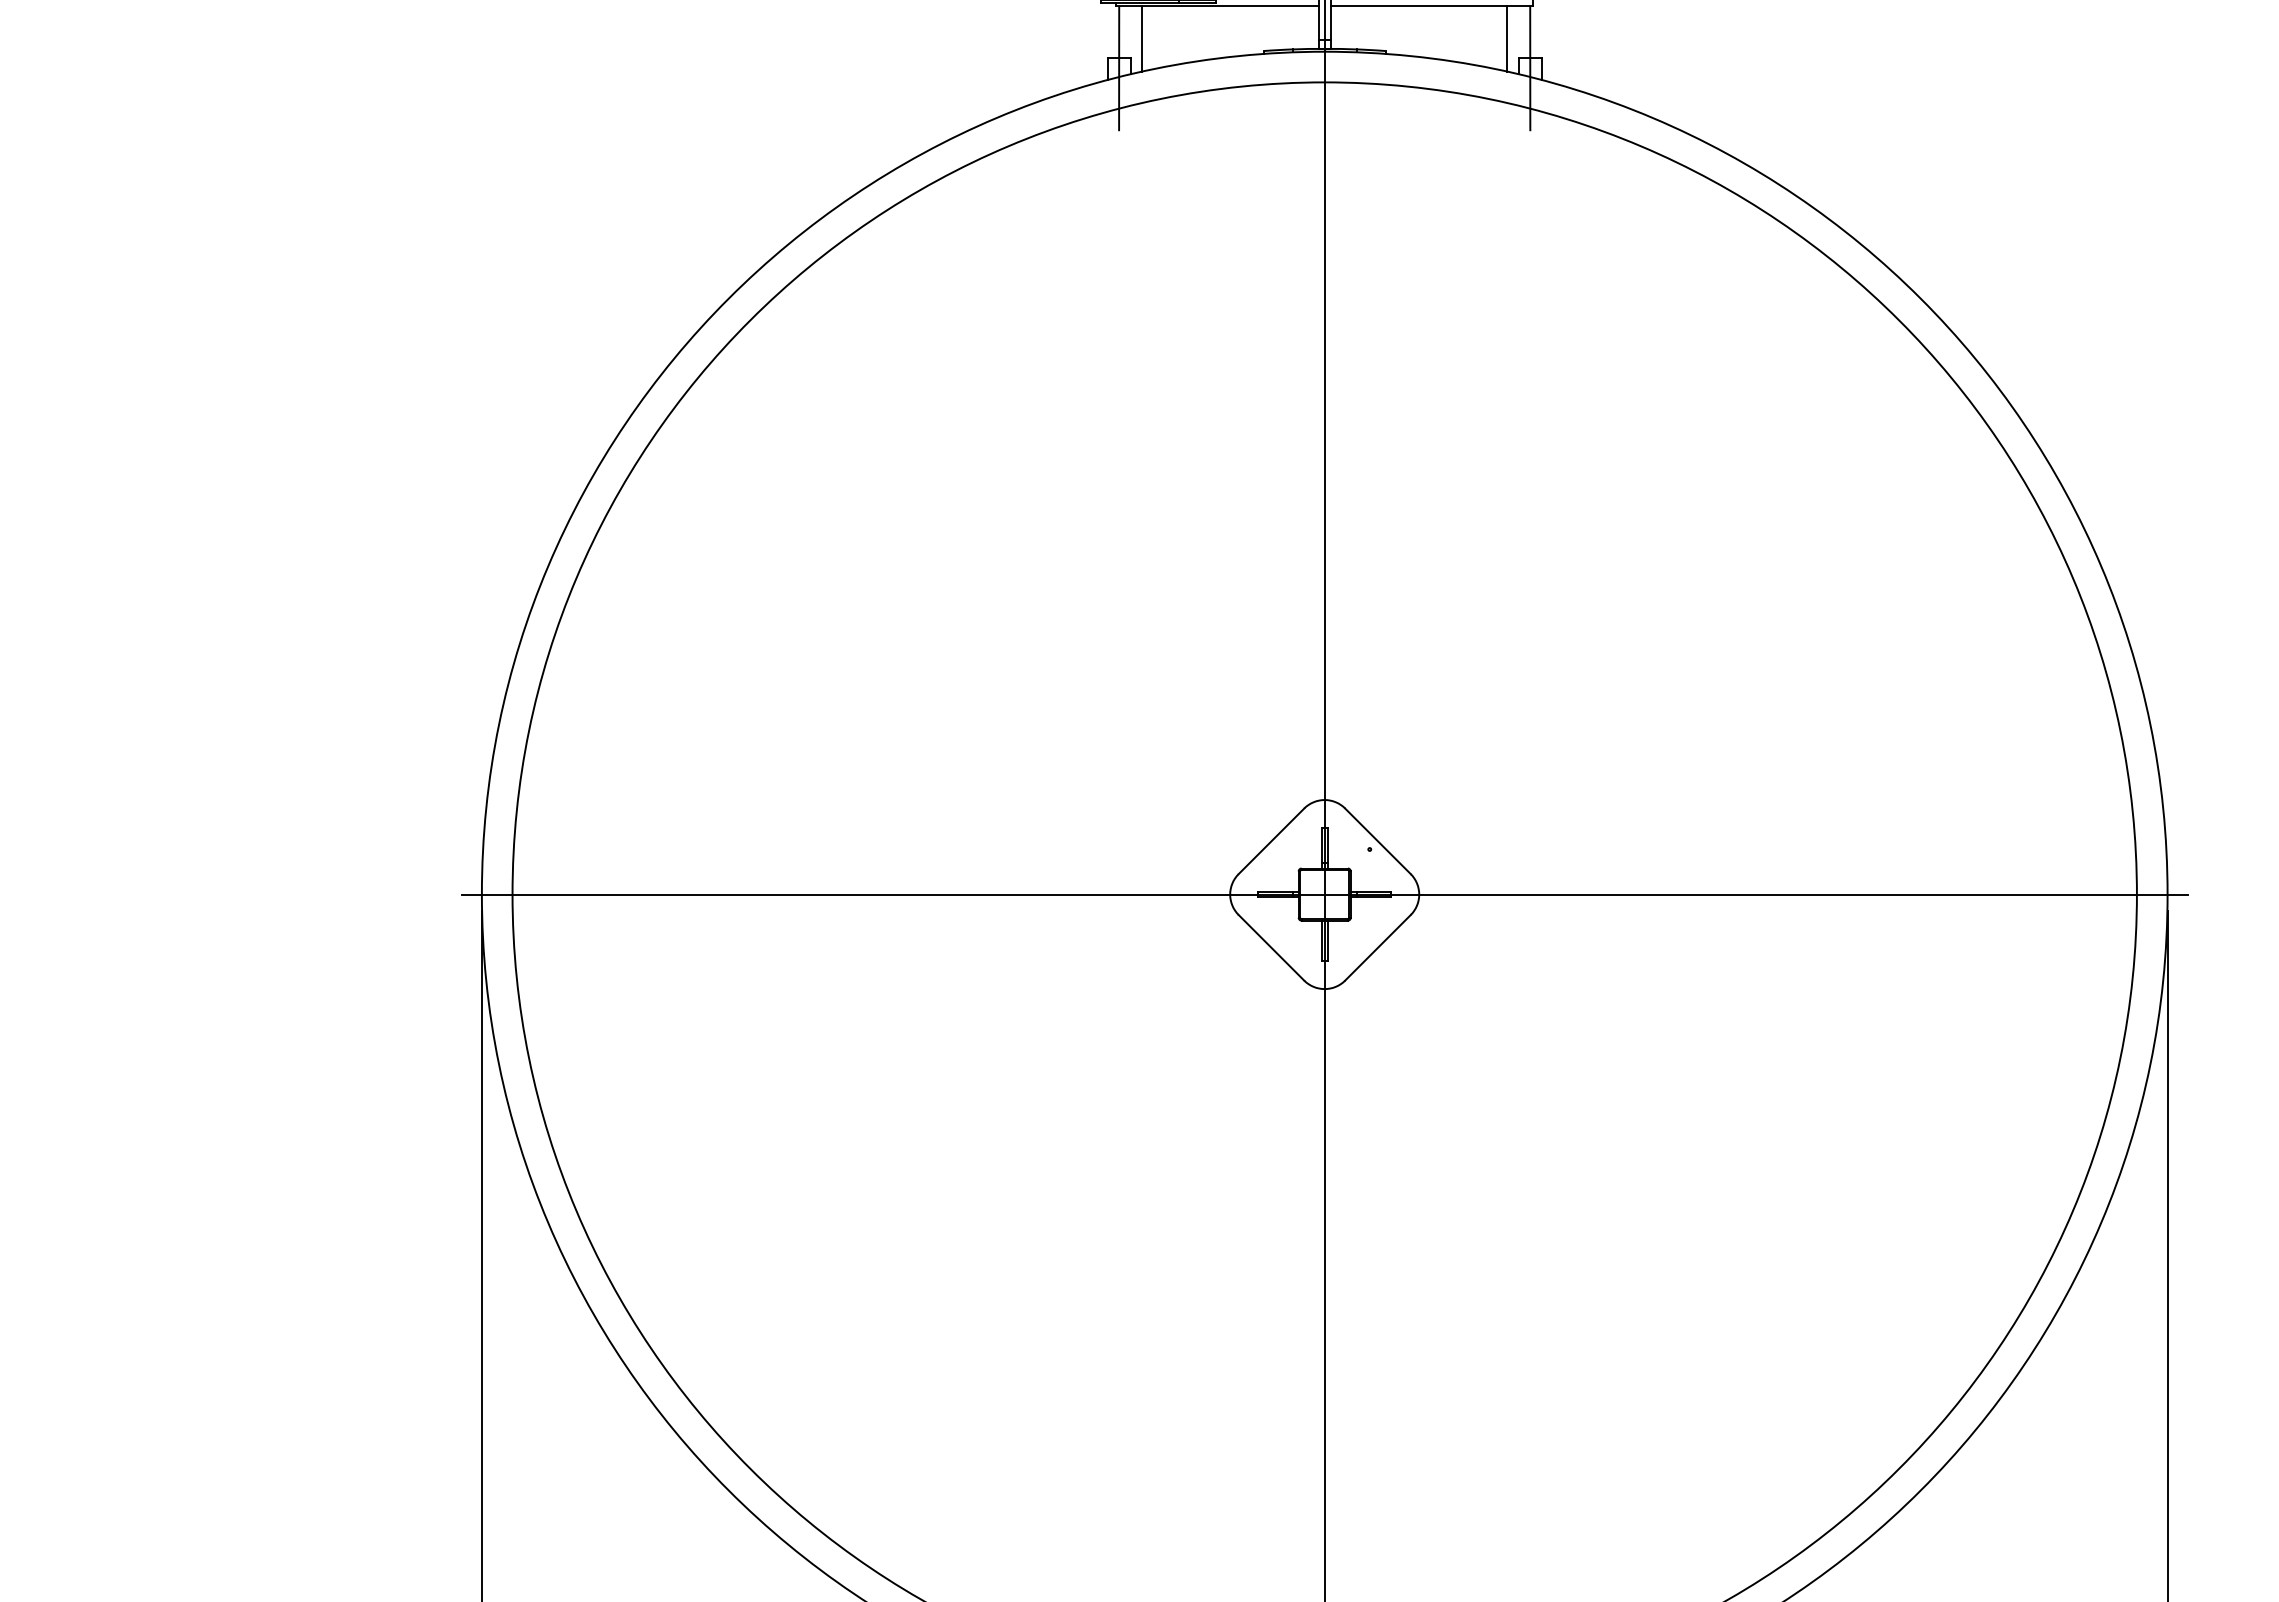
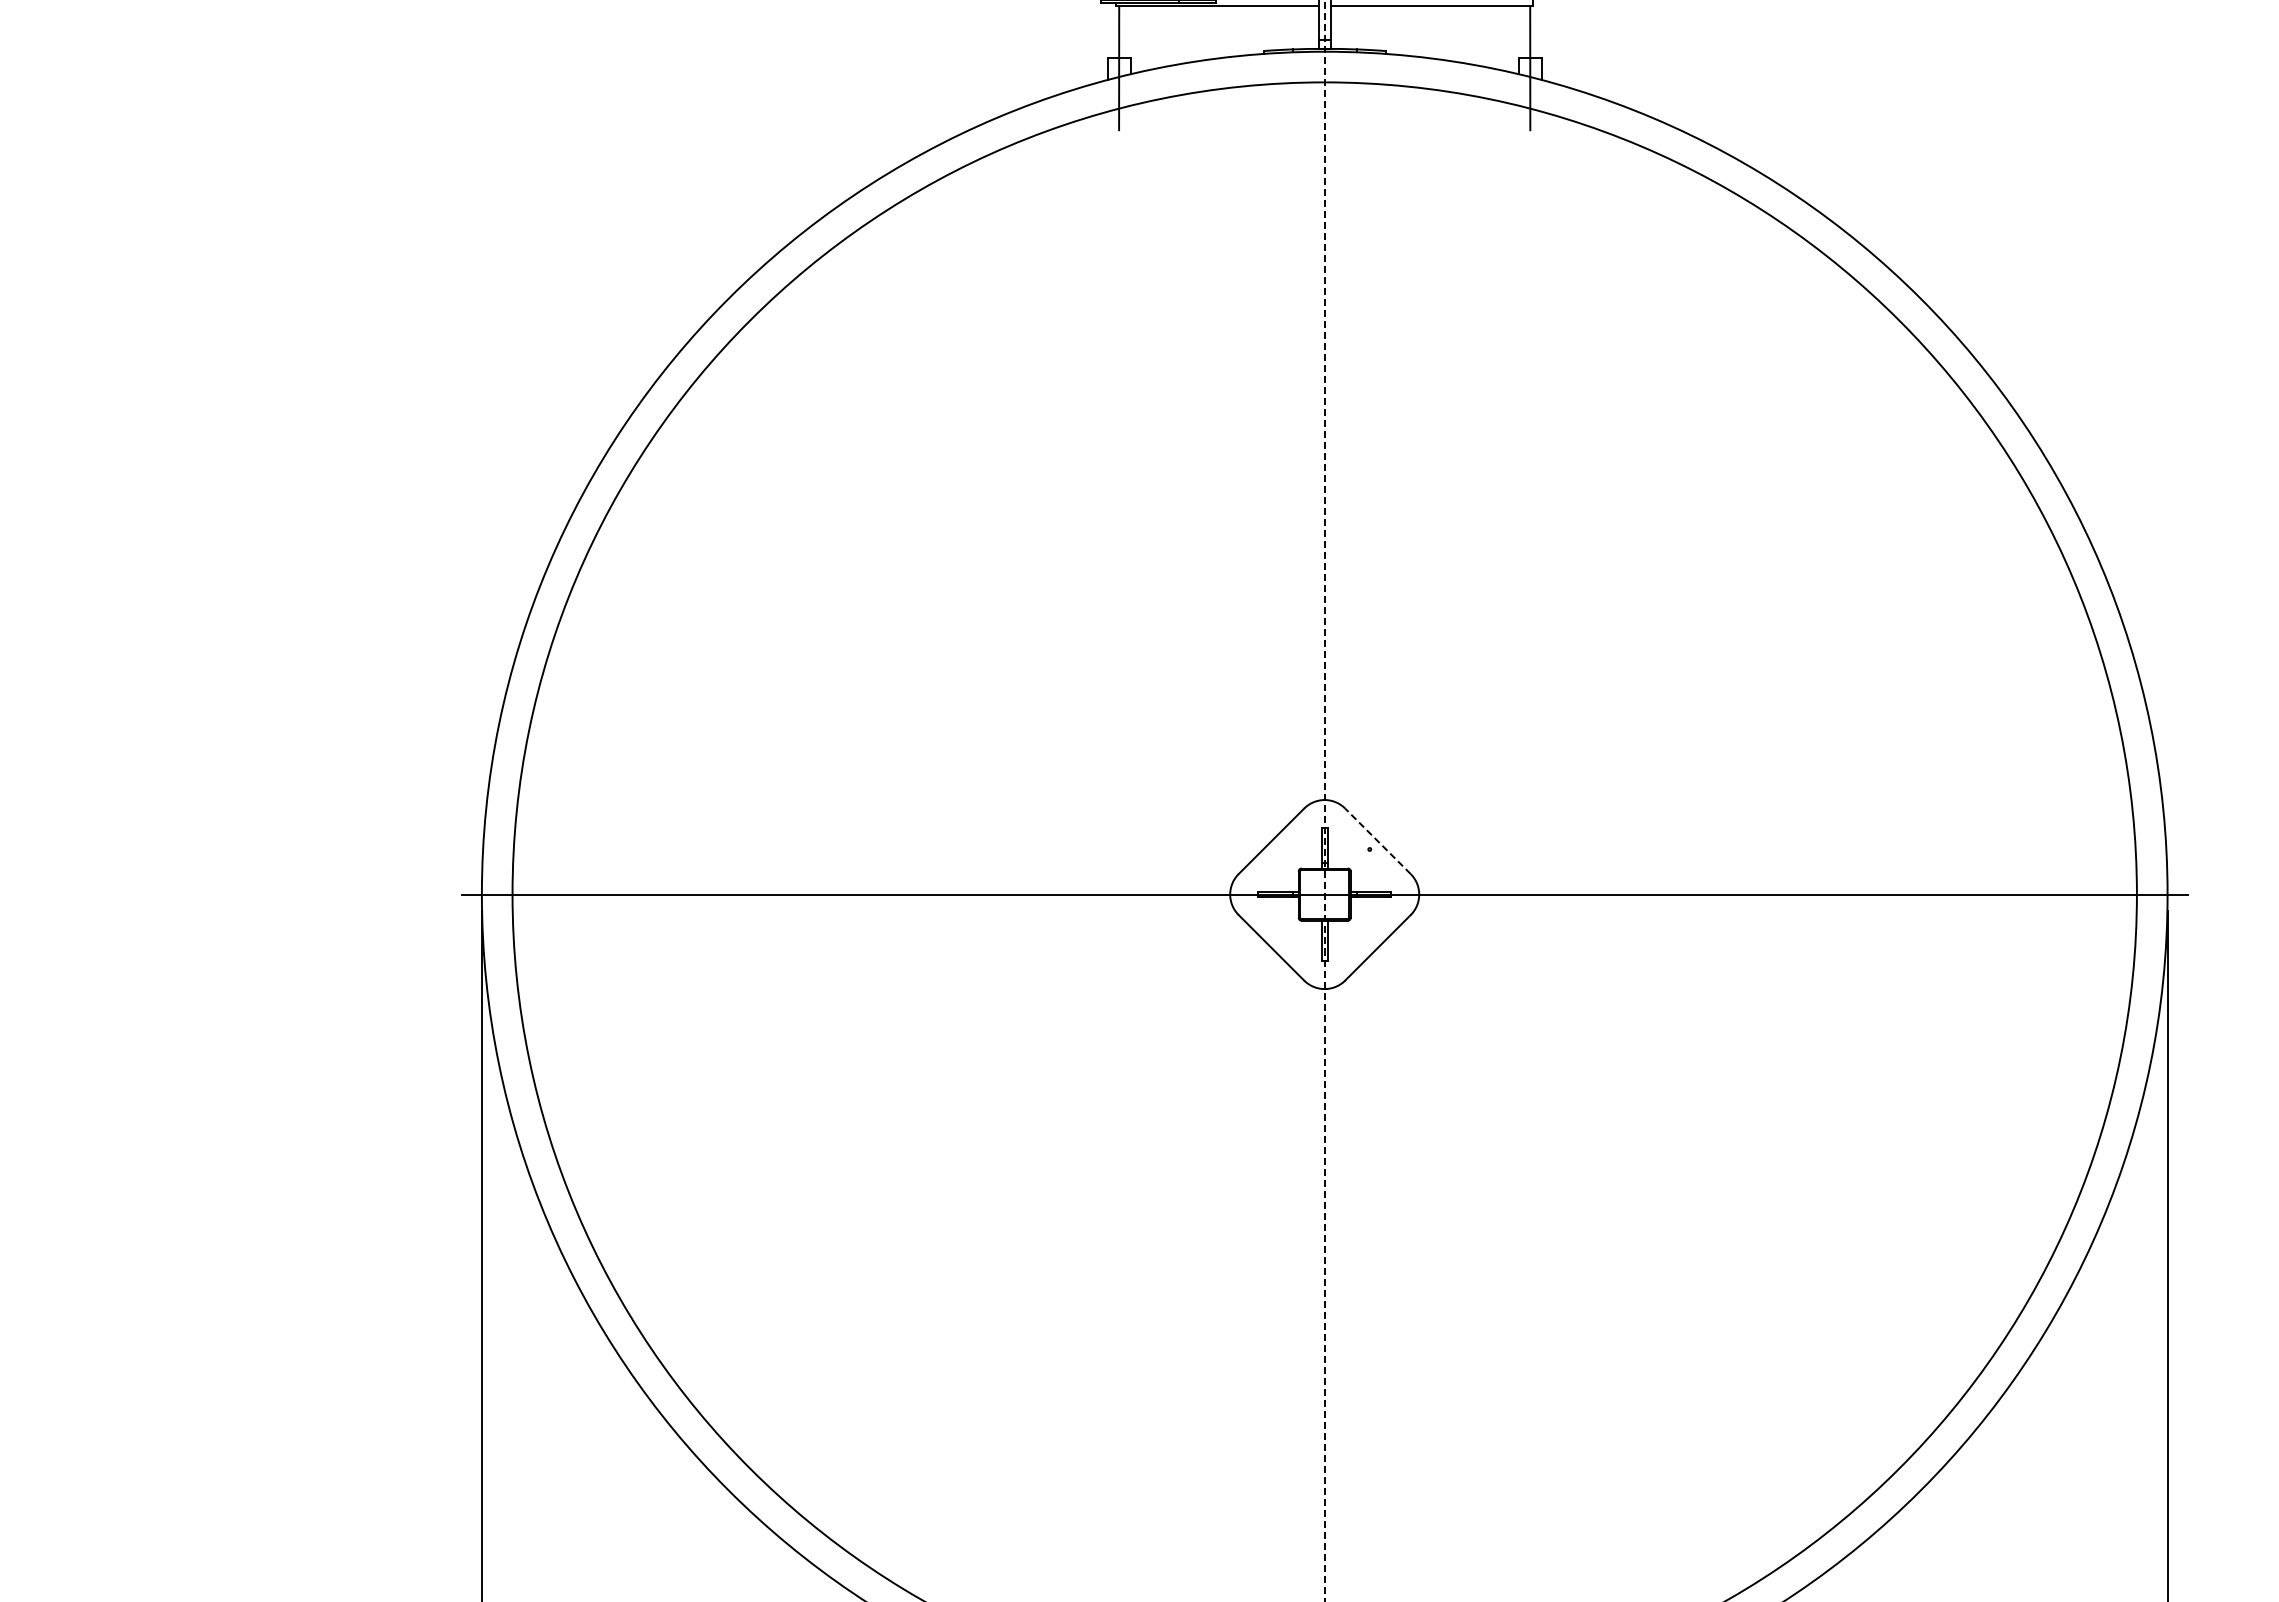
line: present -> none (1142, 38)
line: present -> none (1507, 38)
line: solid -> dashed (1324, 801)
line: solid -> dashed (1377, 840)
